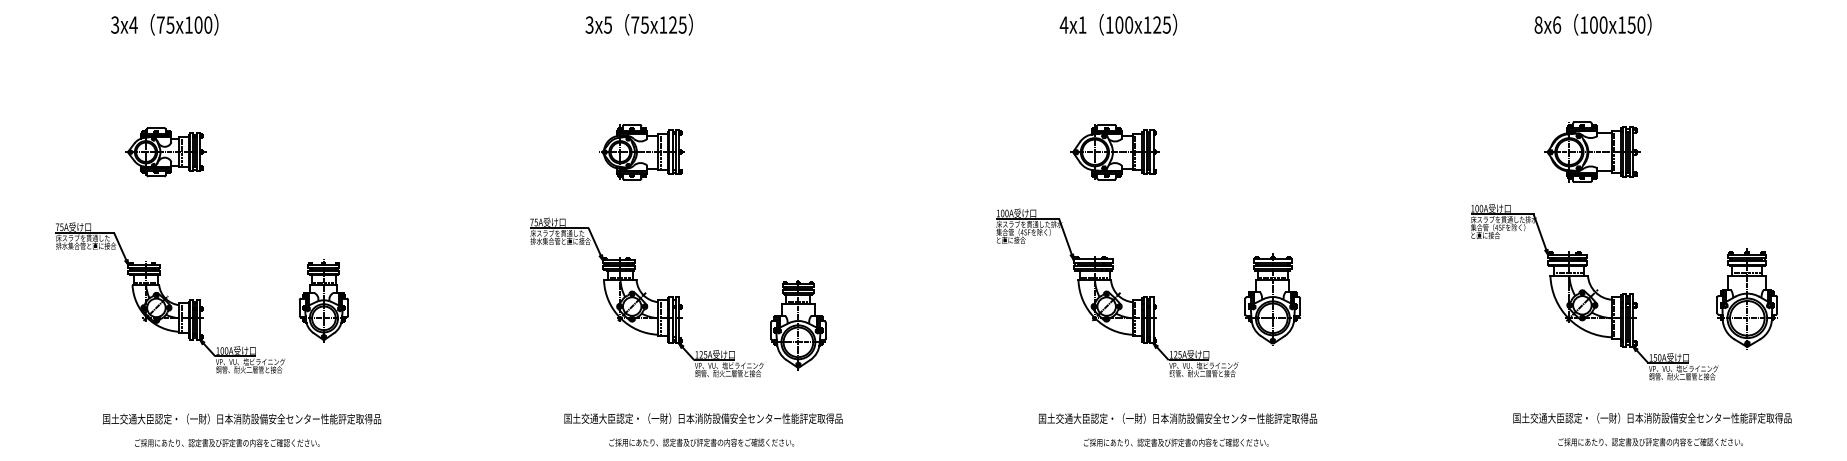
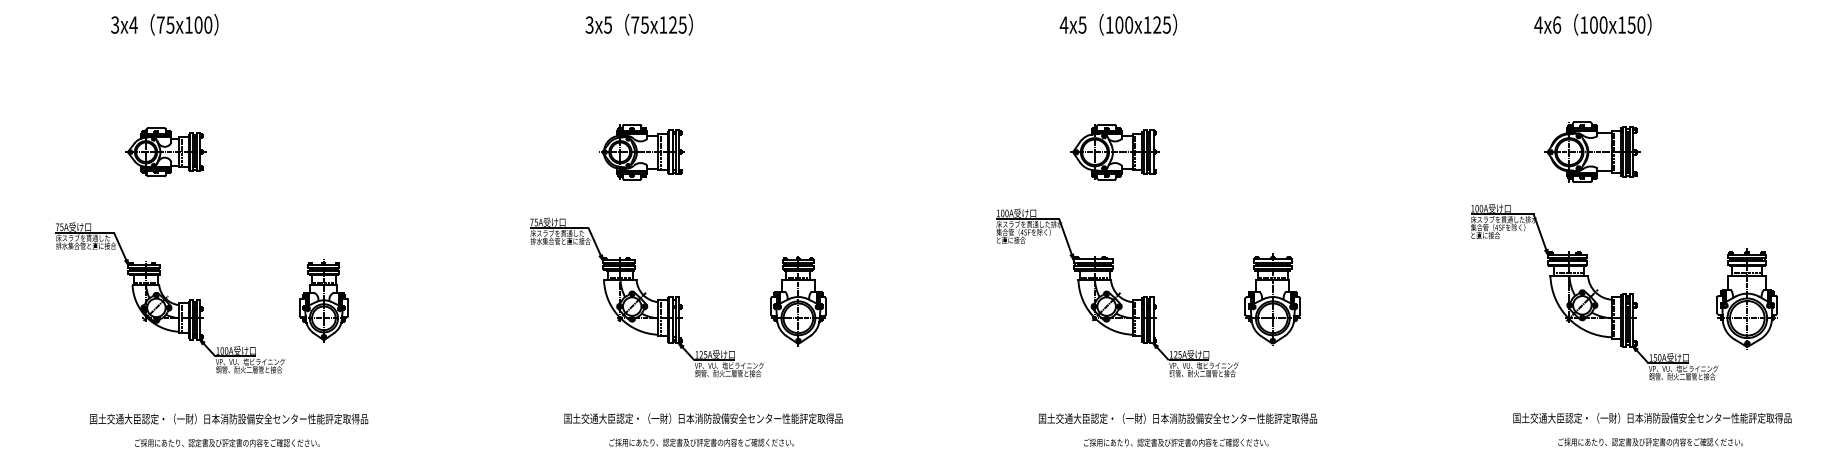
text: 4x1 -> 4x5 (1082, 24)
text: 8x6 -> 4x6 (1538, 24)
part position: (798, 325) -> (798, 301) (798, 301)
text position: (242, 418) -> (229, 418) (229, 418)
